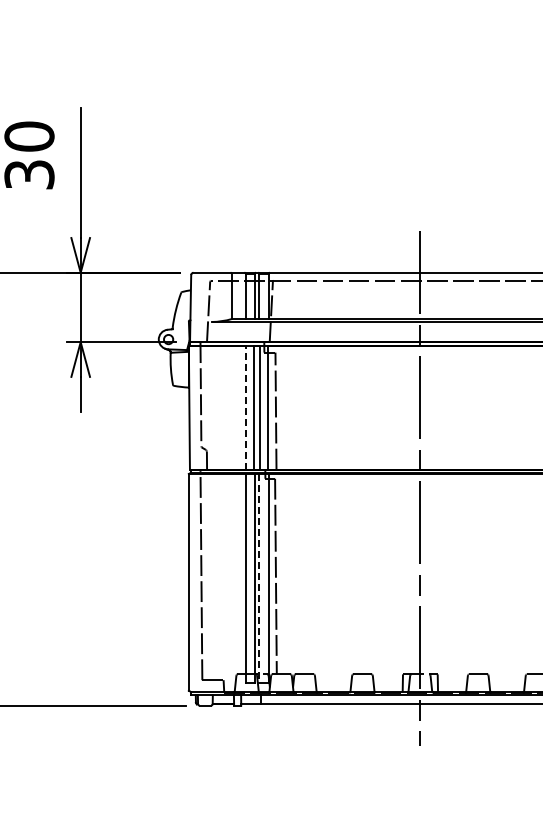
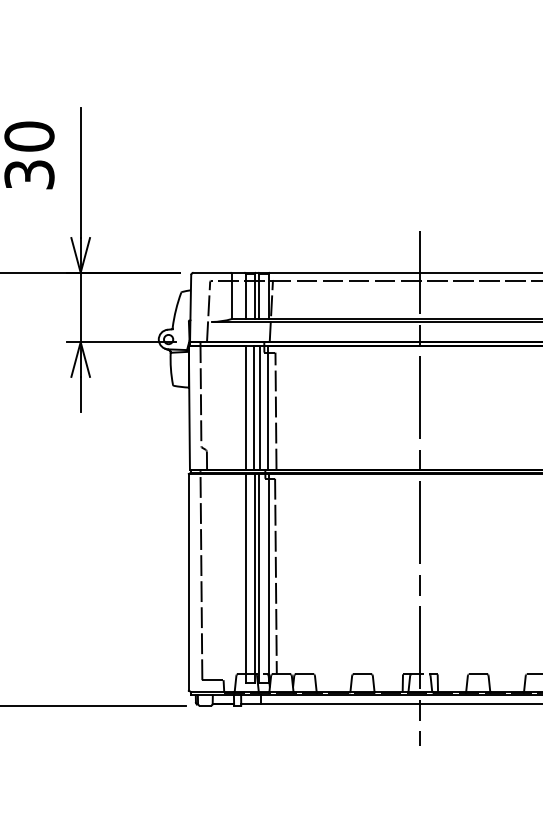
line: dashed -> solid (246, 407)
line: dashed -> solid (259, 578)
